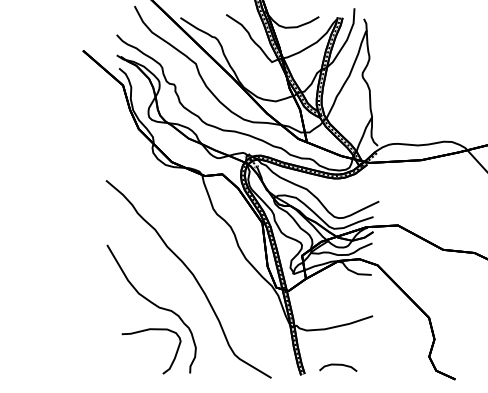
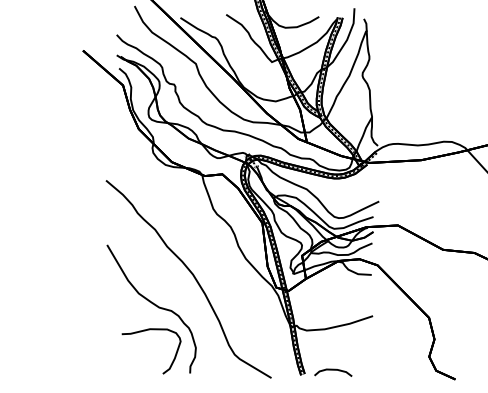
curve position: (338, 365) -> (333, 370) (333, 370)
